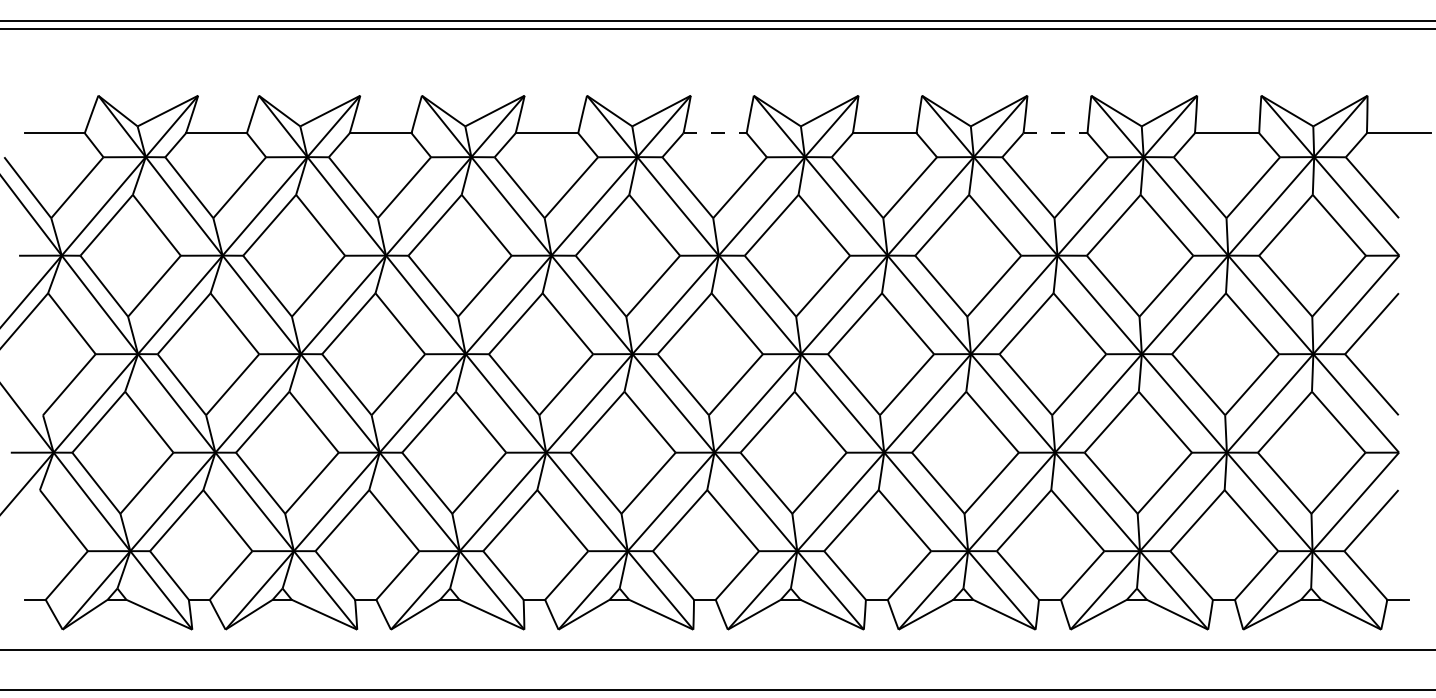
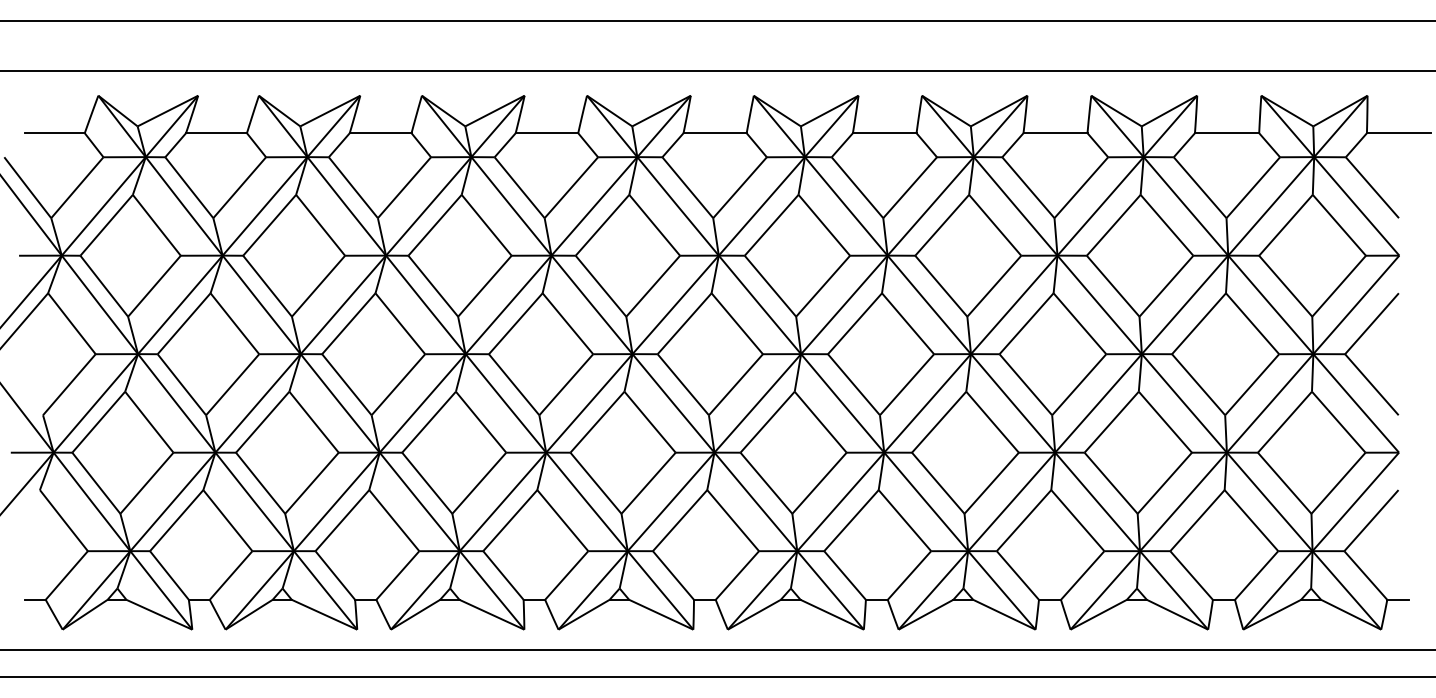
line position: (717, 28) -> (717, 70) (717, 70)
line: dashed -> solid (715, 133)
line: dashed -> solid (1056, 133)
line position: (717, 690) -> (717, 677) (717, 677)
